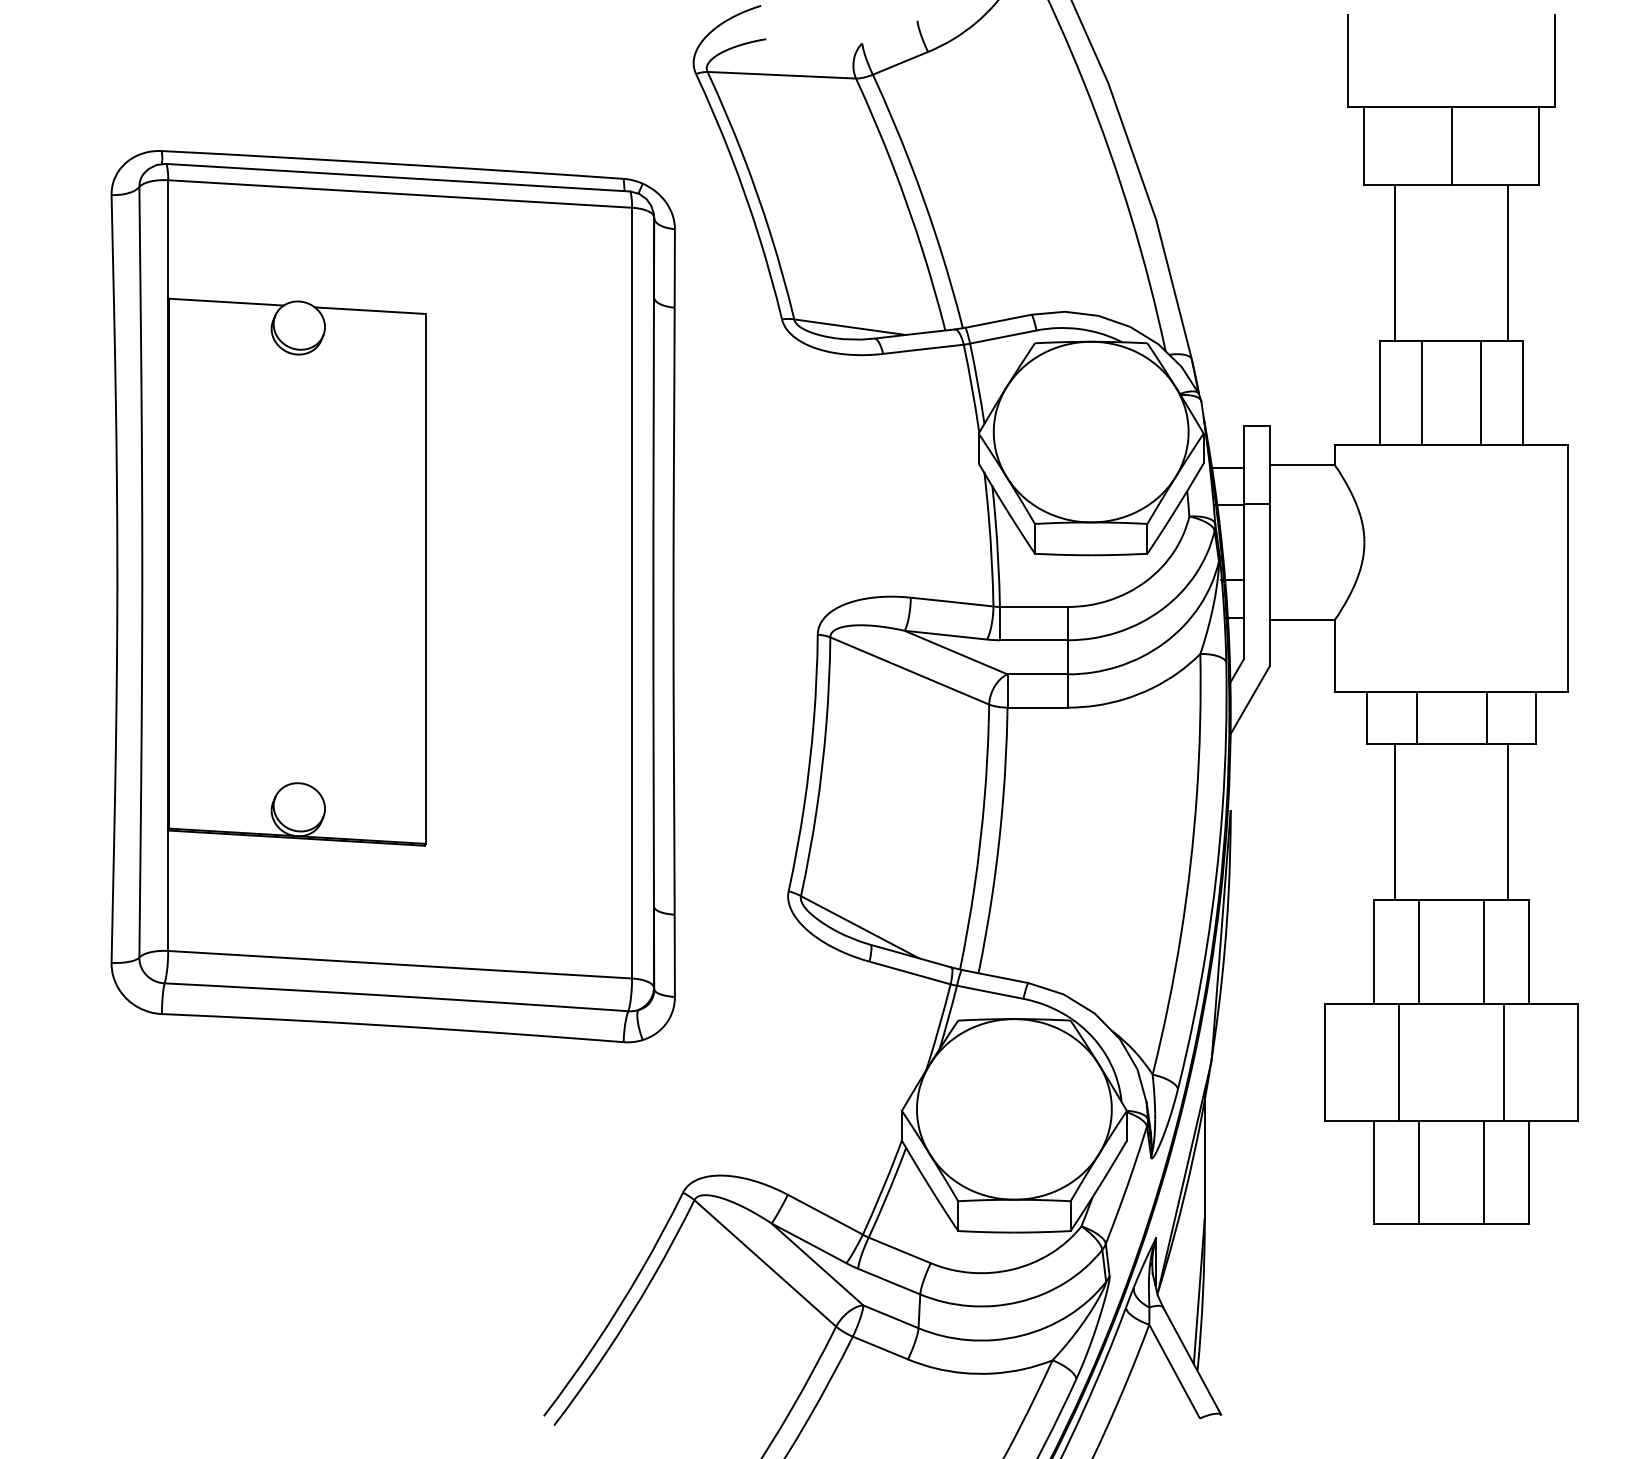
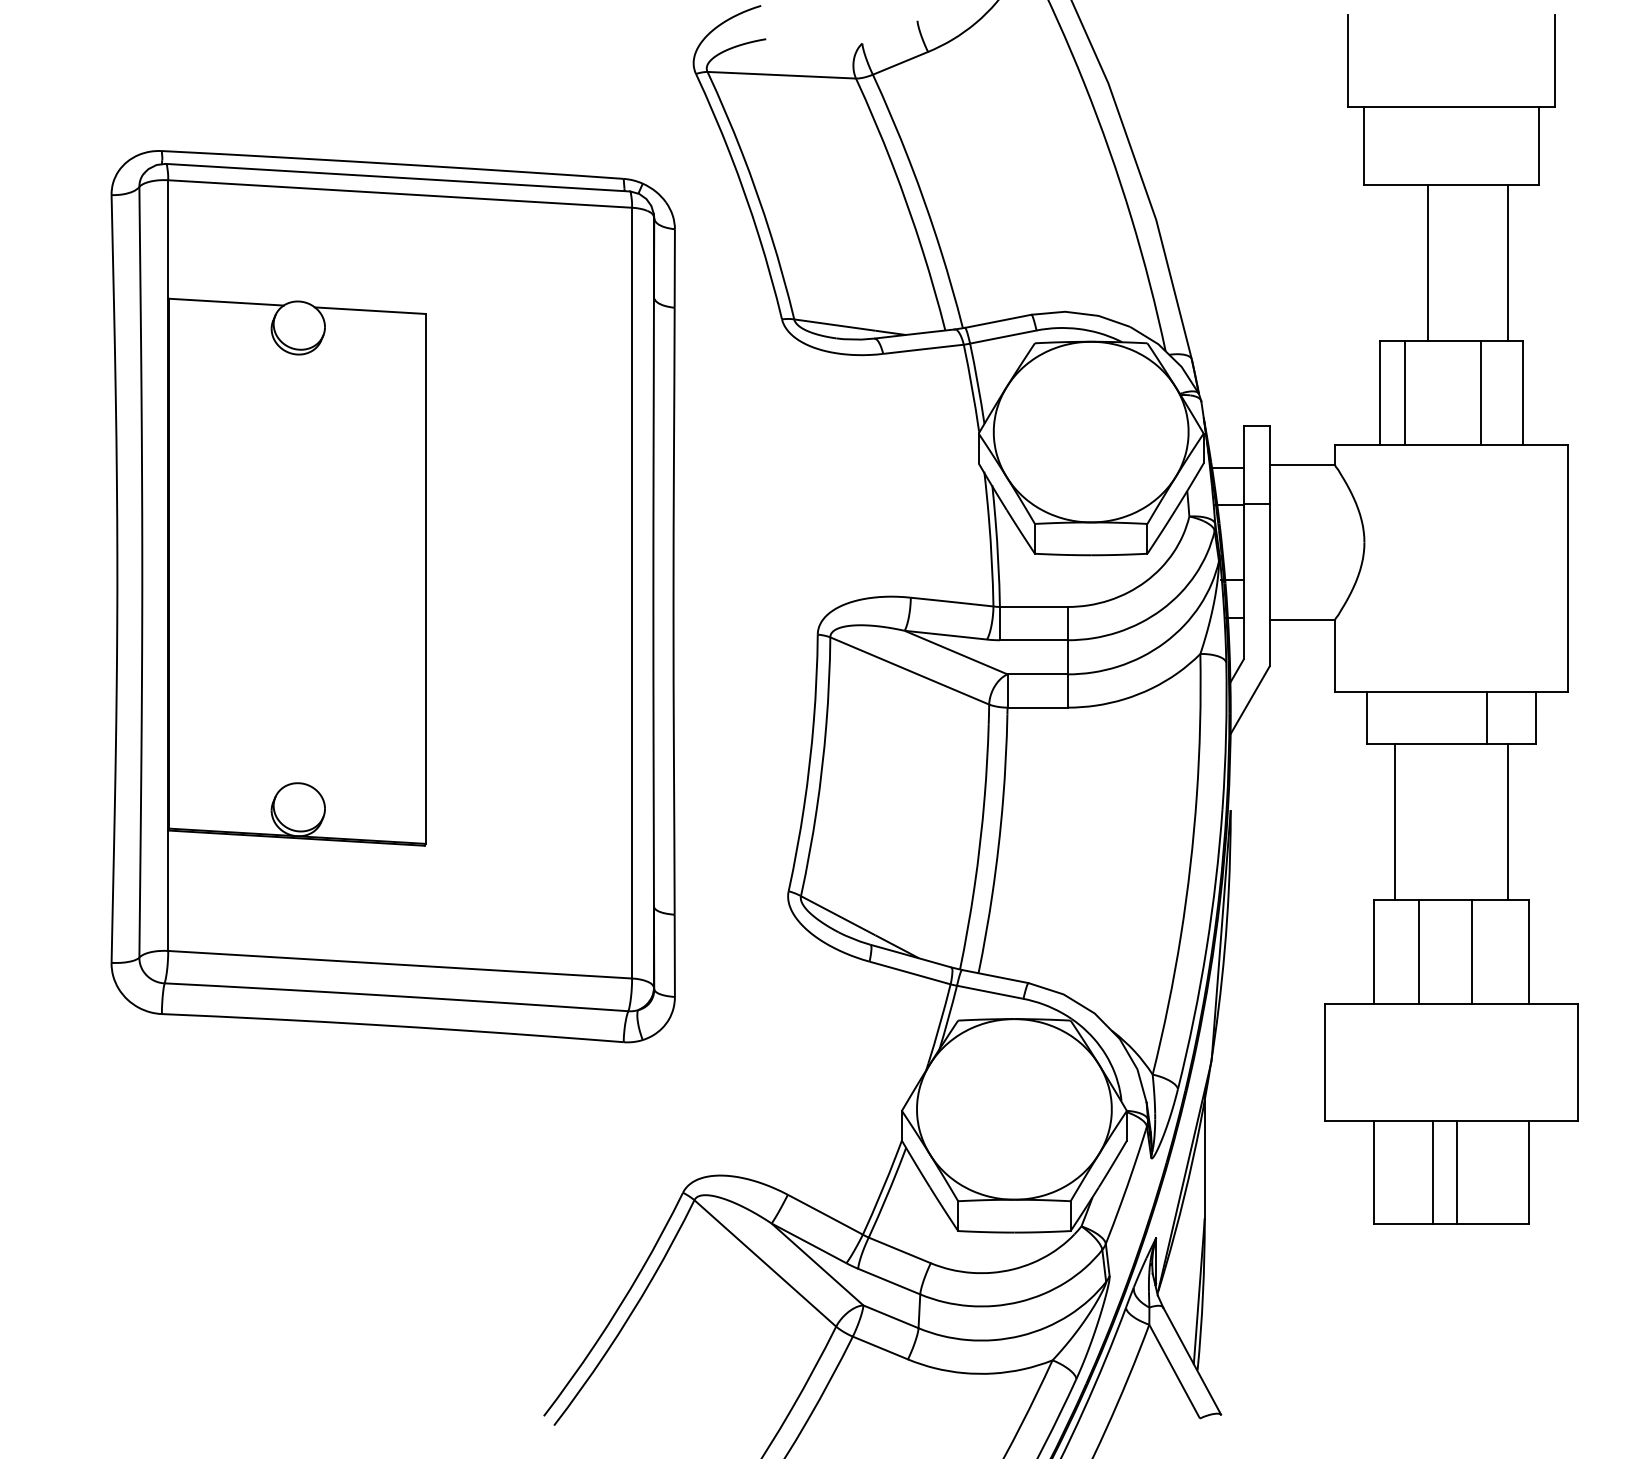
line: present -> none (1451, 146)
line position: (1395, 263) -> (1428, 263) (1428, 263)
line position: (1421, 393) -> (1404, 393) (1404, 393)
line: present -> none (1416, 717)
line position: (1483, 951) -> (1471, 951) (1471, 951)
line: present -> none (1399, 1061)
line: present -> none (1504, 1061)
line position: (1419, 1172) -> (1433, 1172) (1433, 1172)
line position: (1483, 1172) -> (1456, 1172) (1456, 1172)
